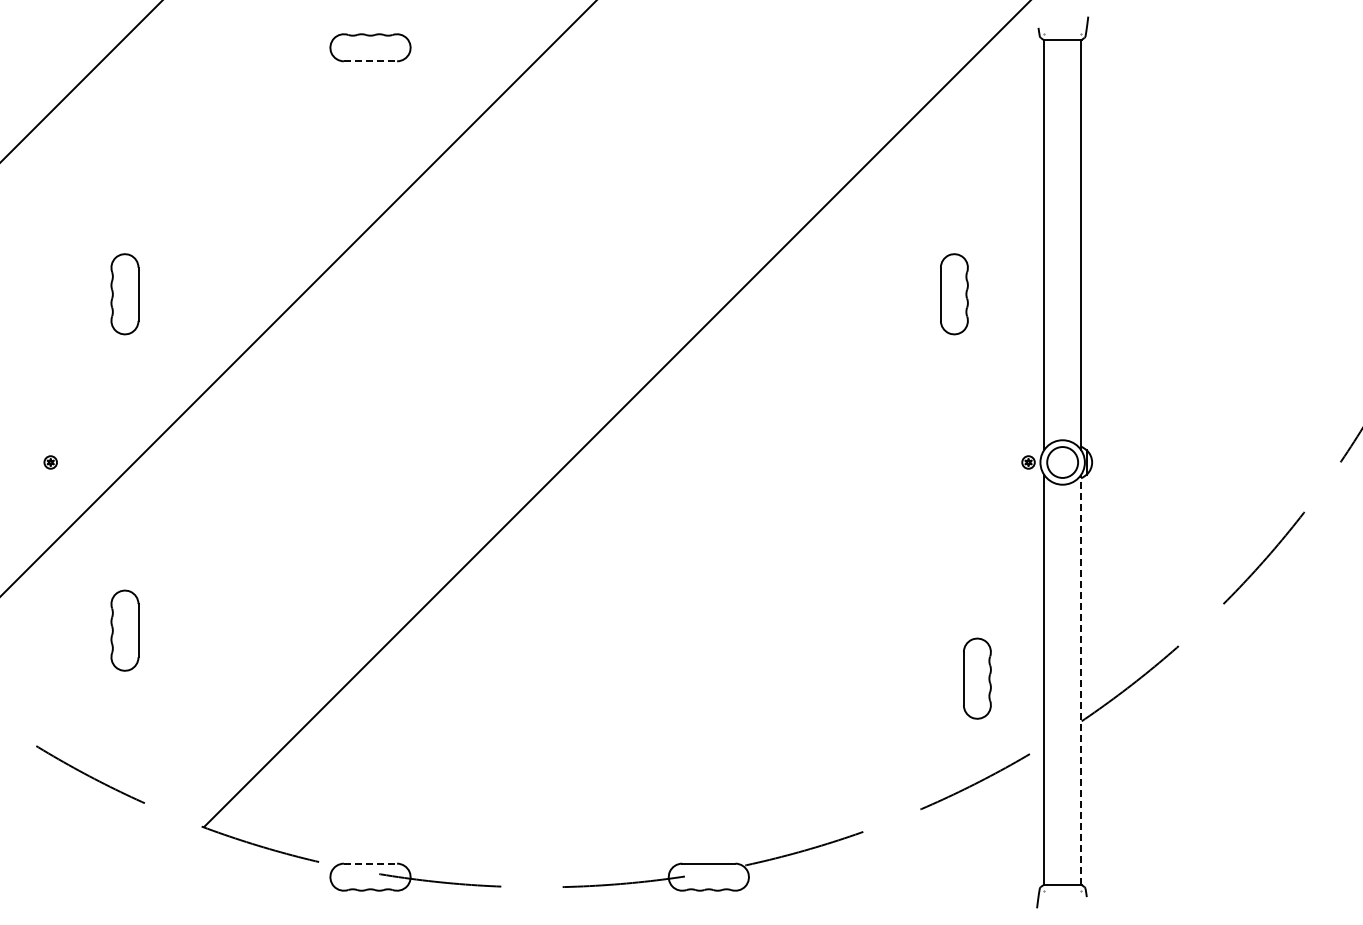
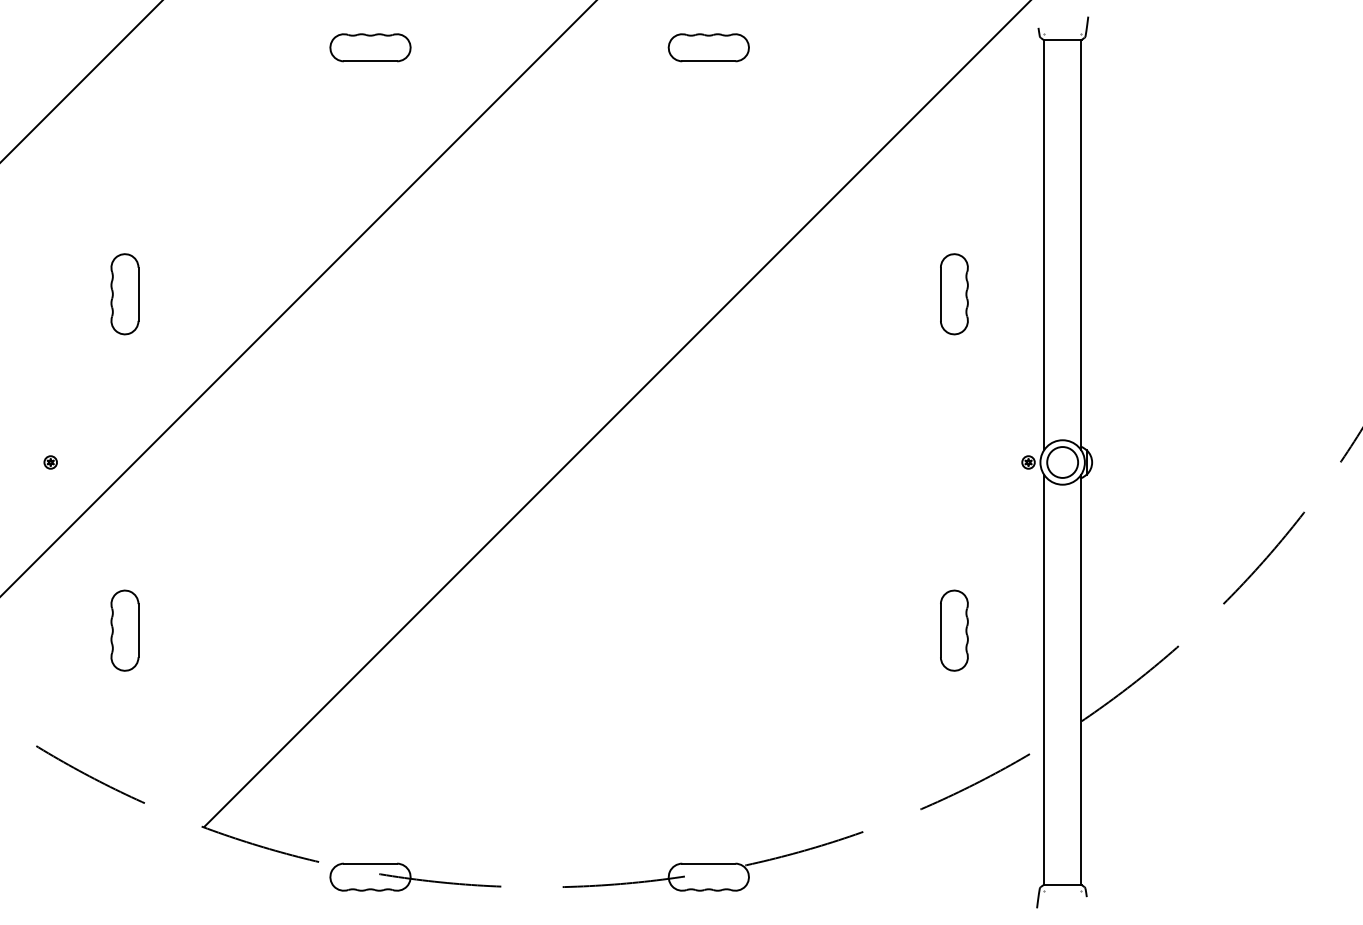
part: none -> present (708, 47)
line: dashed -> solid (370, 61)
part position: (977, 678) -> (954, 630) (954, 630)
line: dashed -> solid (1081, 680)
line: dashed -> solid (370, 863)
